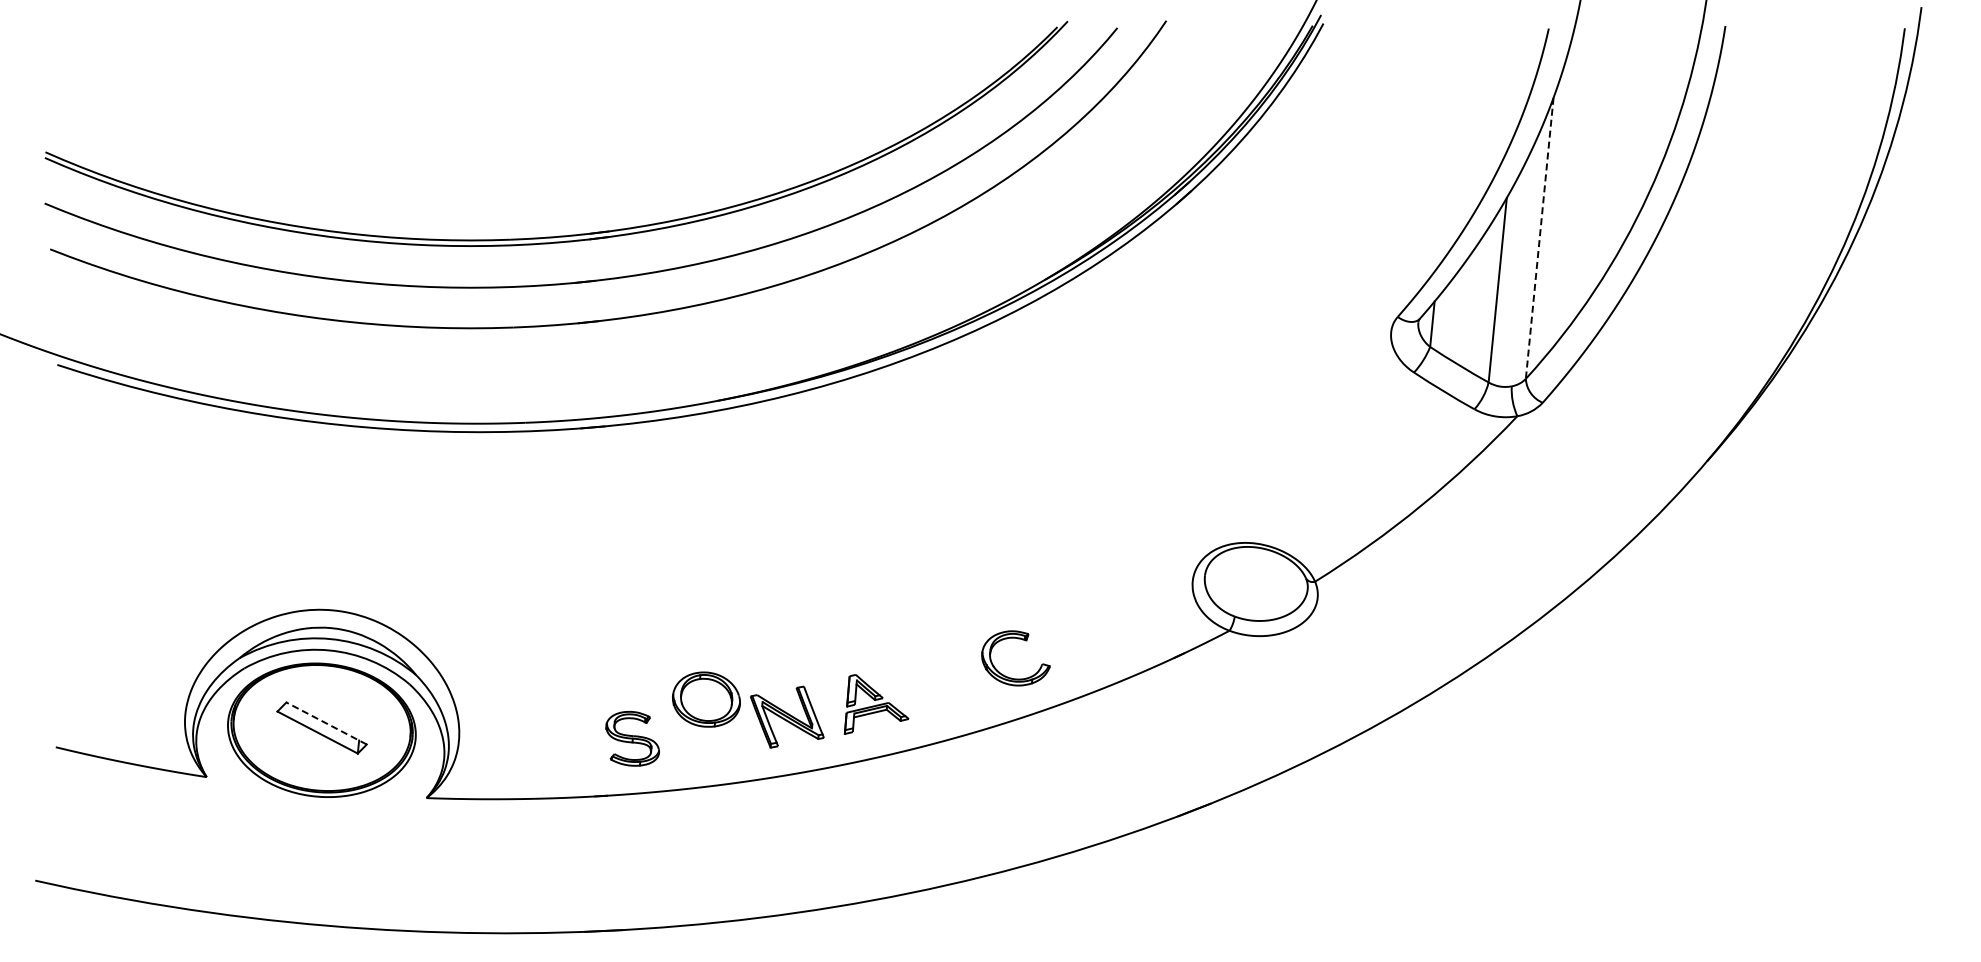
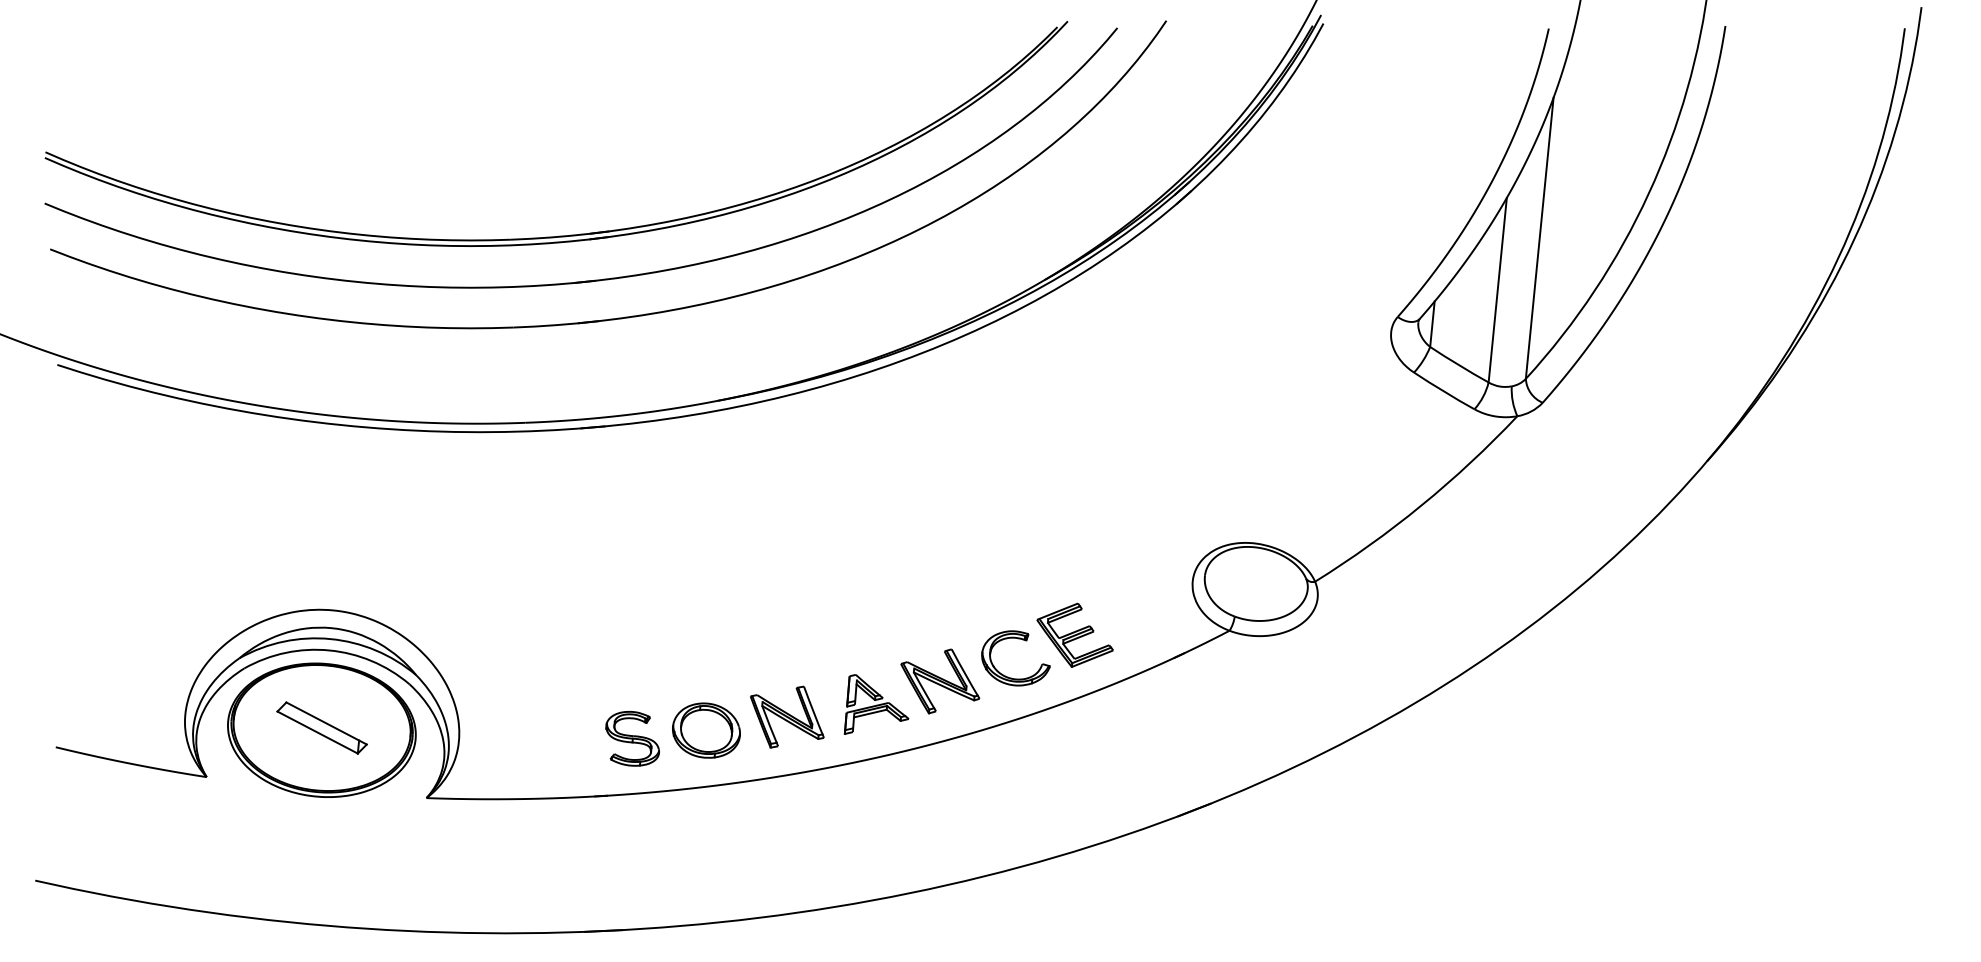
line: dashed -> solid (1539, 238)
part: none -> present (1074, 634)
part: none -> present (940, 681)
part position: (706, 699) -> (706, 730) (706, 730)
line: dashed -> solid (326, 723)
